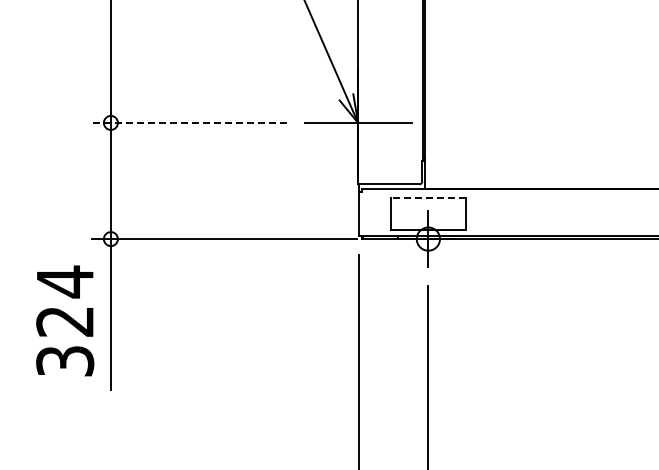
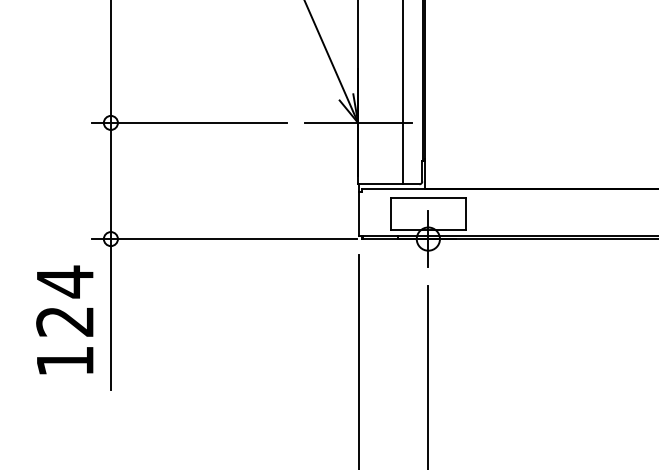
line: none -> present (403, 93)
line: dashed -> solid (189, 122)
line: dashed -> solid (427, 197)
text: 324 -> 124 (65, 361)
